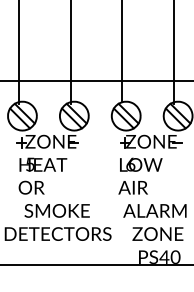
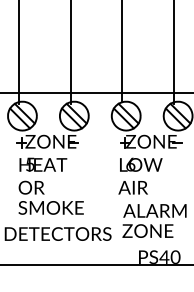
line position: (96, 80) -> (96, 92) (96, 92)
text position: (56, 210) -> (50, 207) (50, 207)
text position: (157, 233) -> (147, 230) (147, 230)
